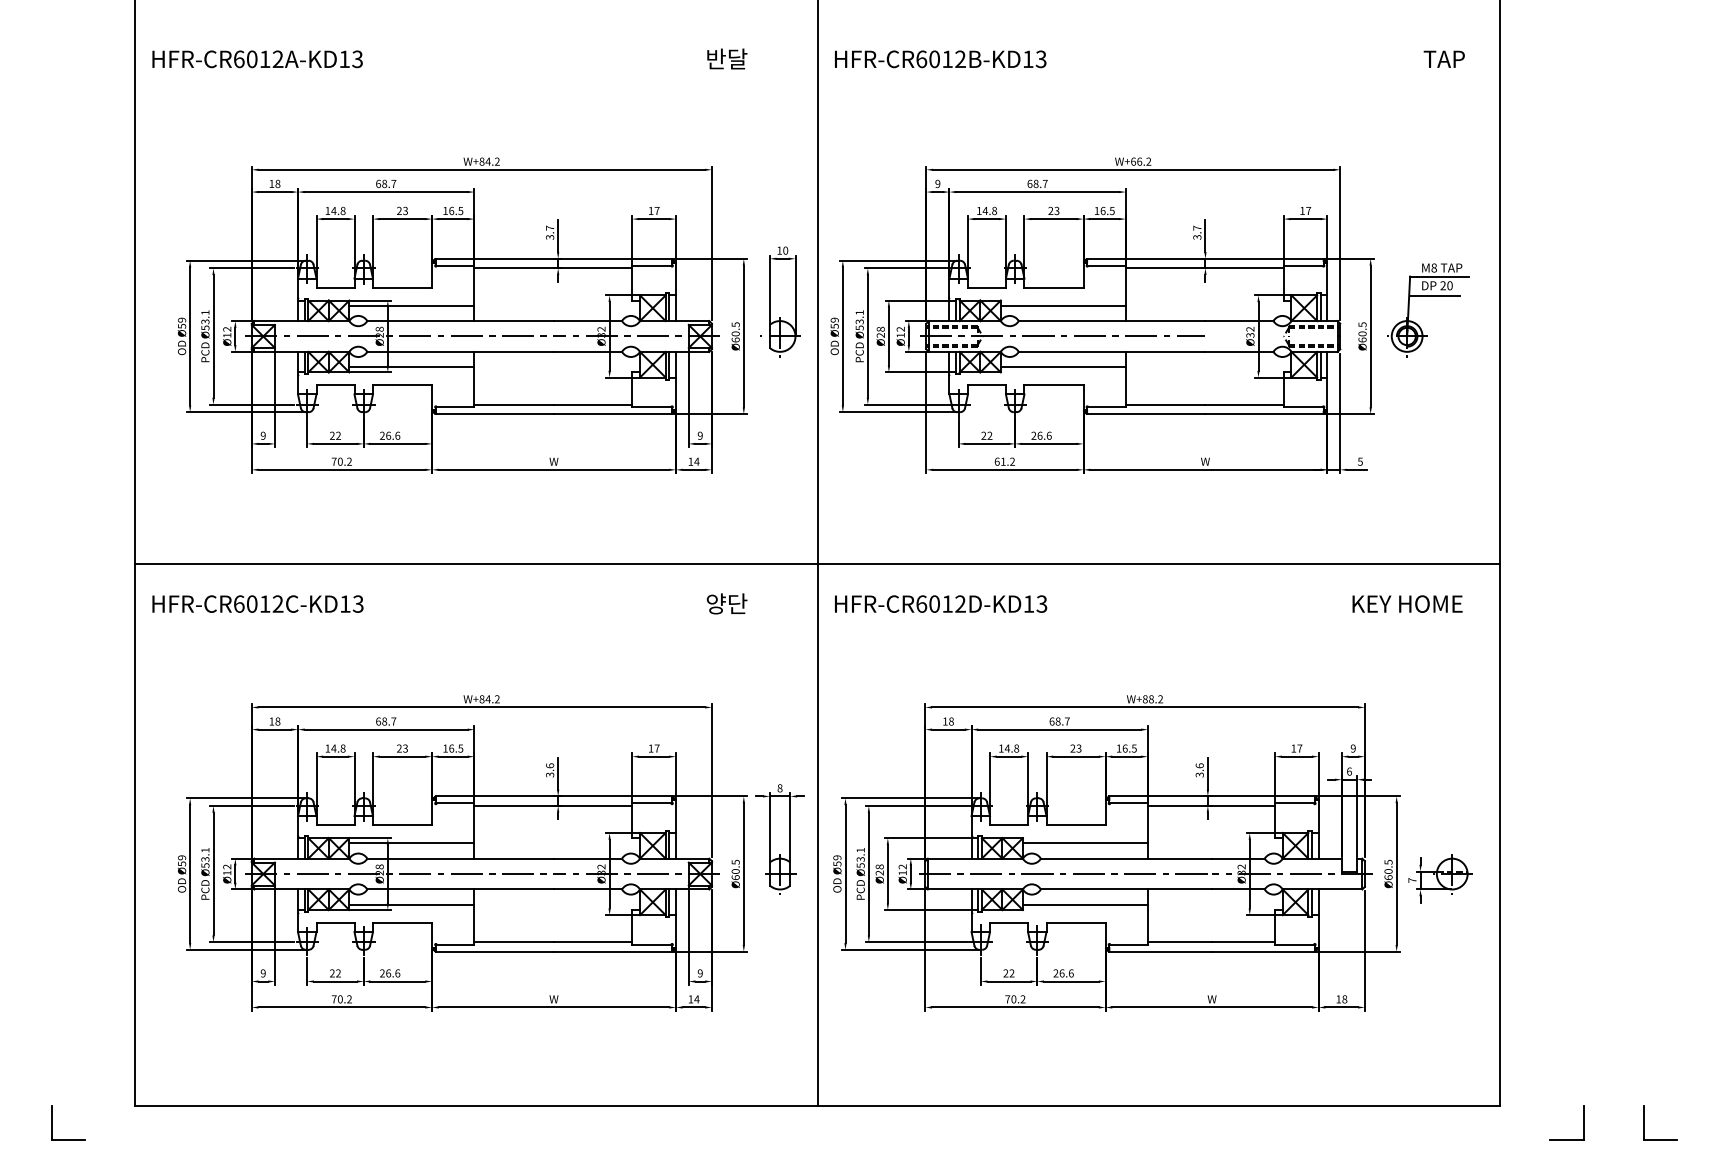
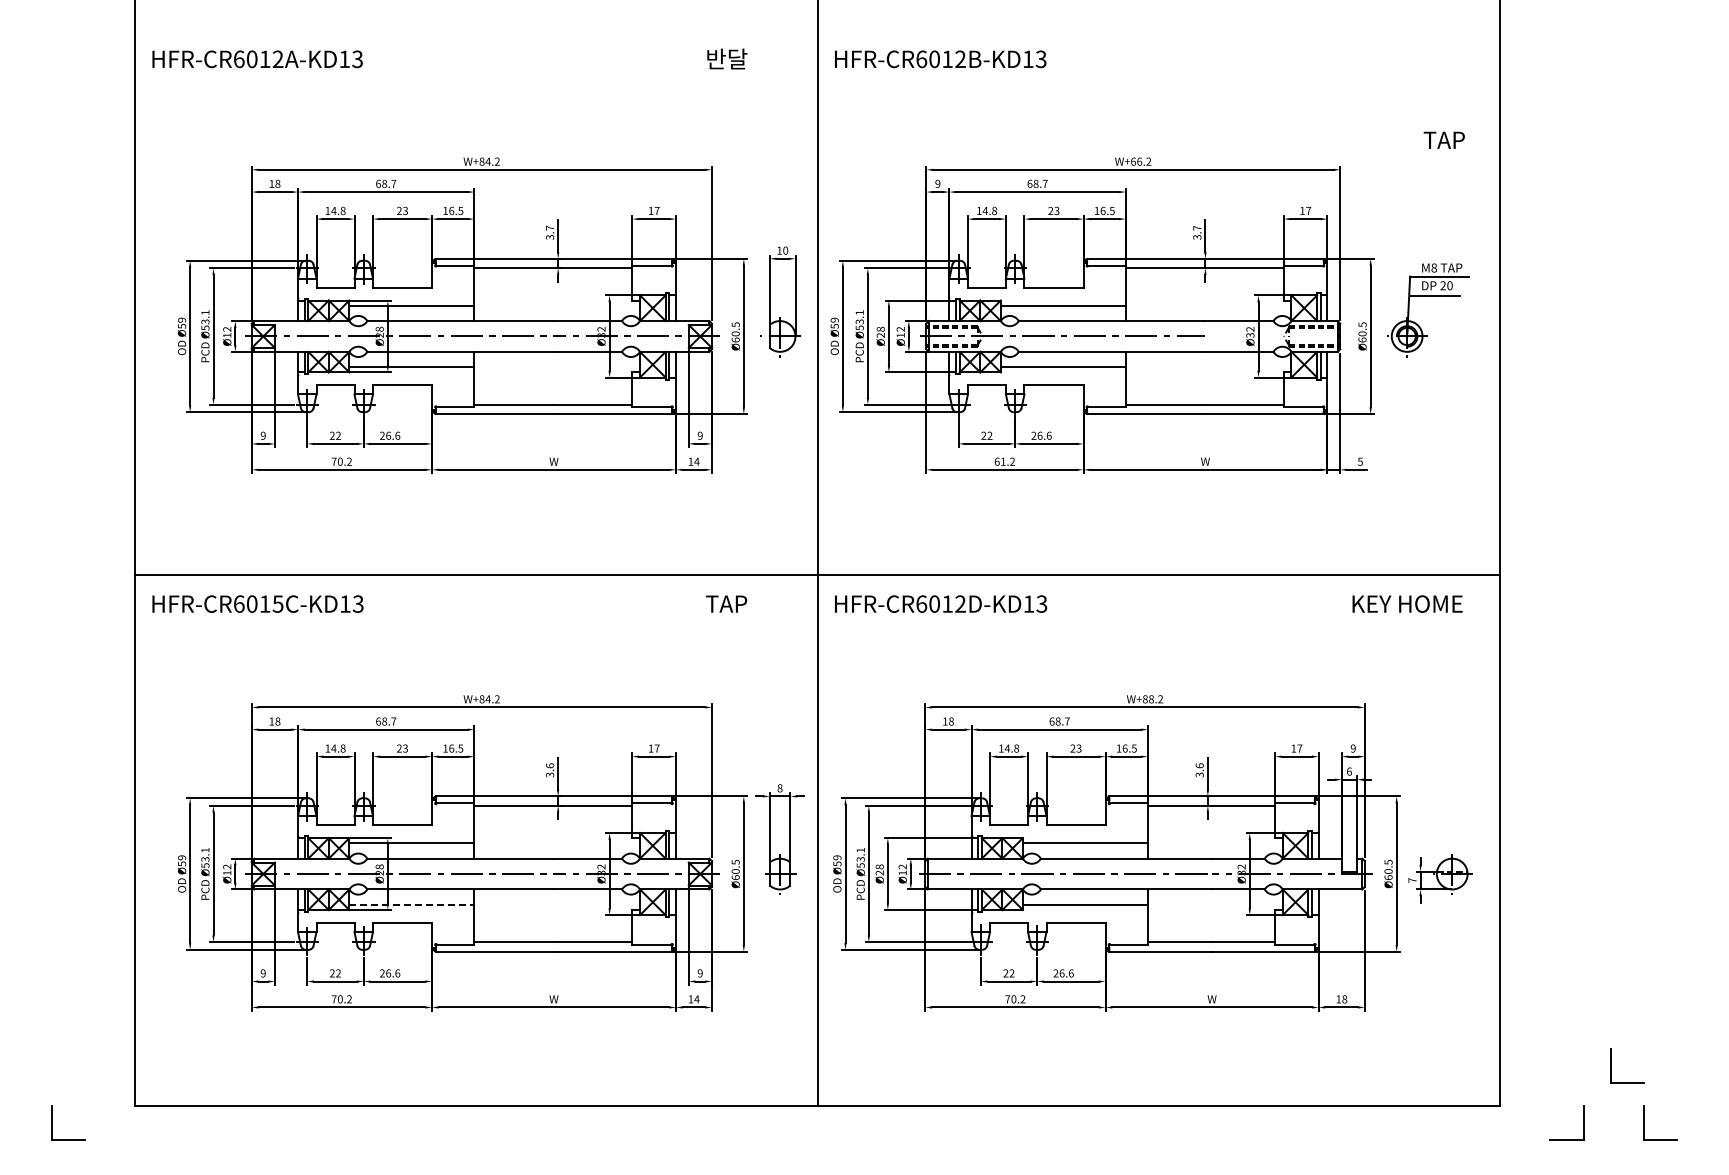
text position: (1443, 58) -> (1443, 139) (1443, 139)
line position: (817, 564) -> (817, 575) (817, 575)
text: HFR-CR6012C-KD13 -> HFR-CR6015C-KD13 (277, 603)
text: 양단 -> TAP (726, 603)
line: solid -> dashed (411, 904)
part: none -> present (1611, 1065)
